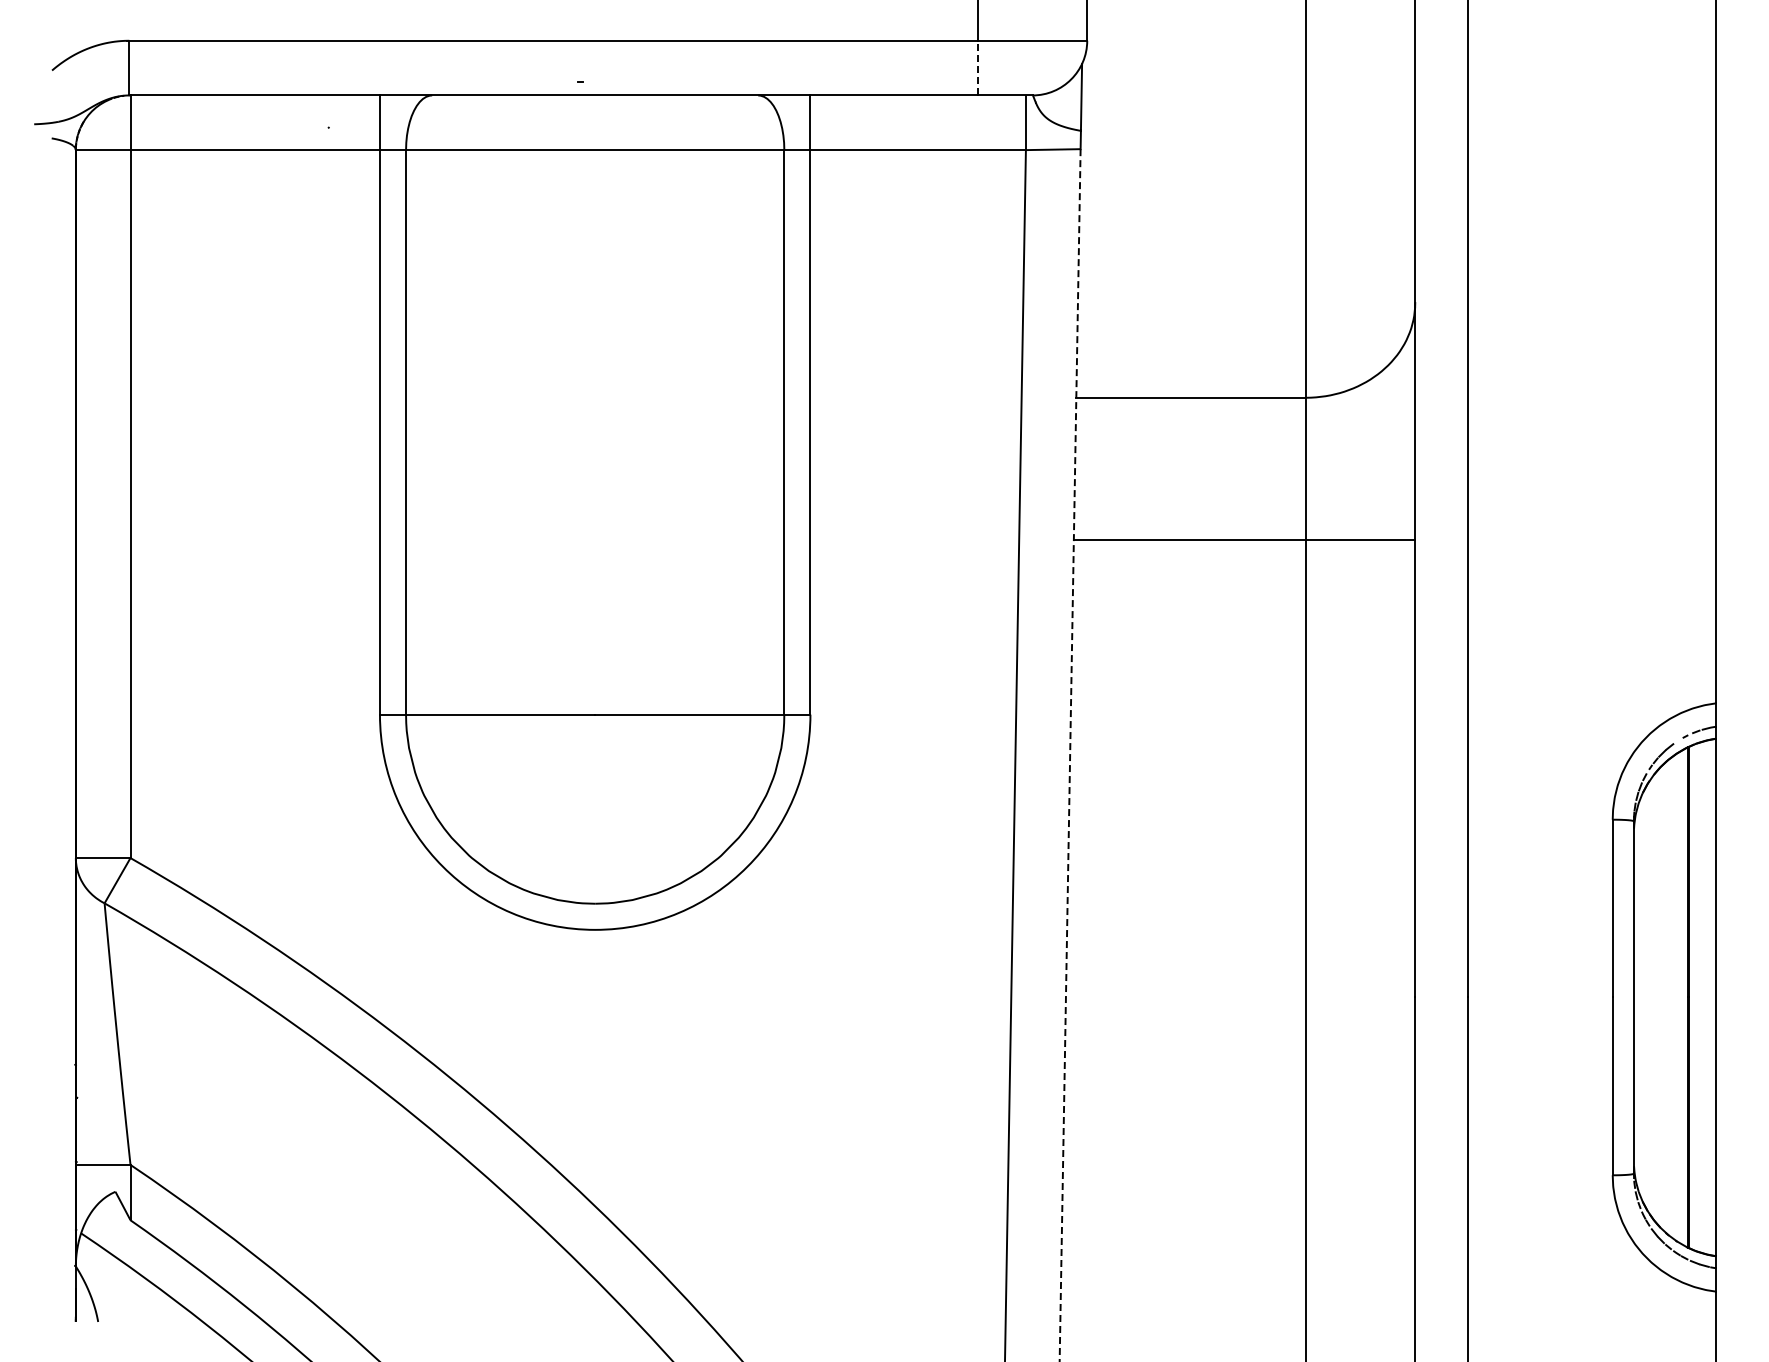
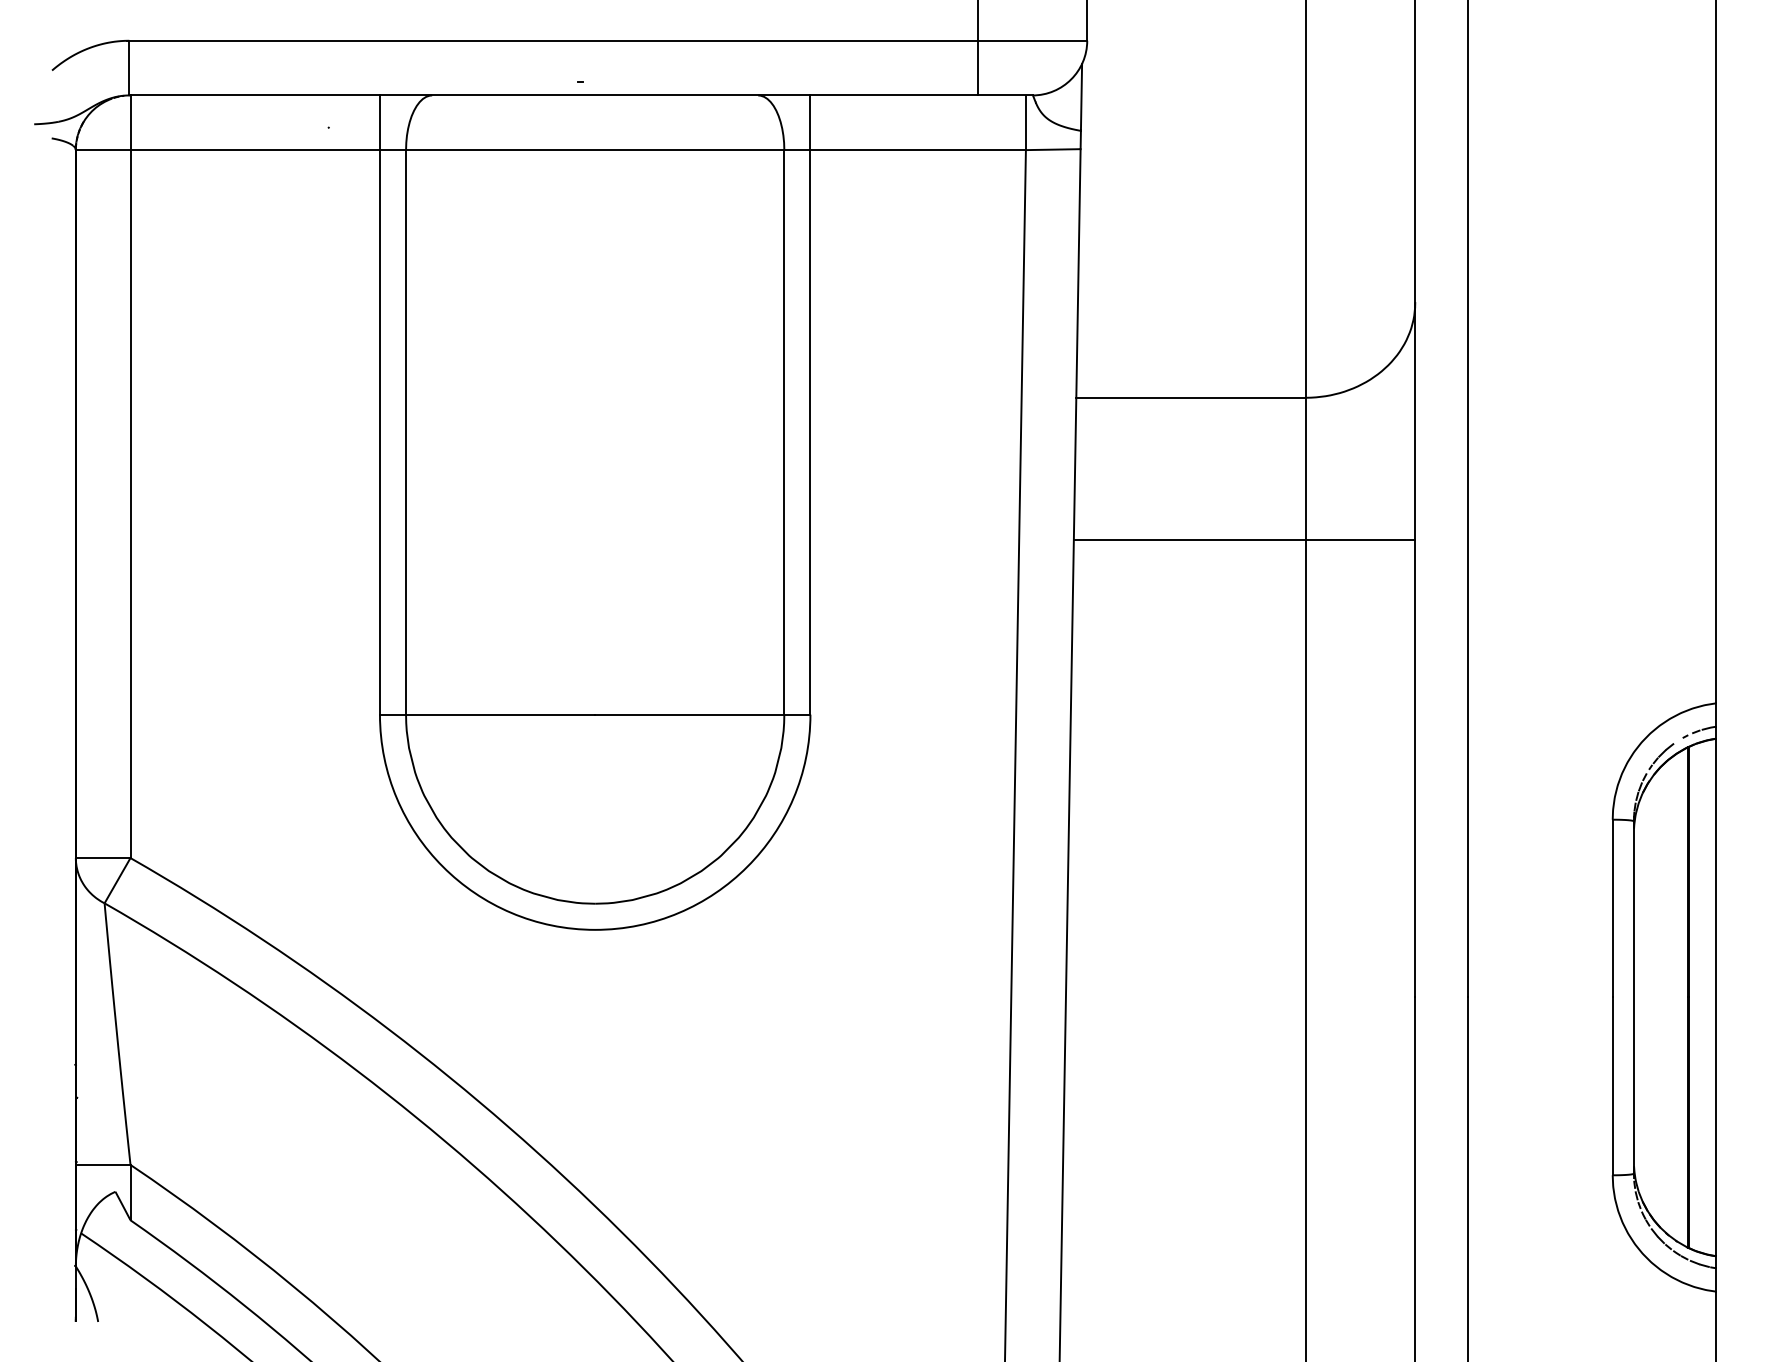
line: dashed -> solid (977, 67)
line: dashed -> solid (1070, 756)
